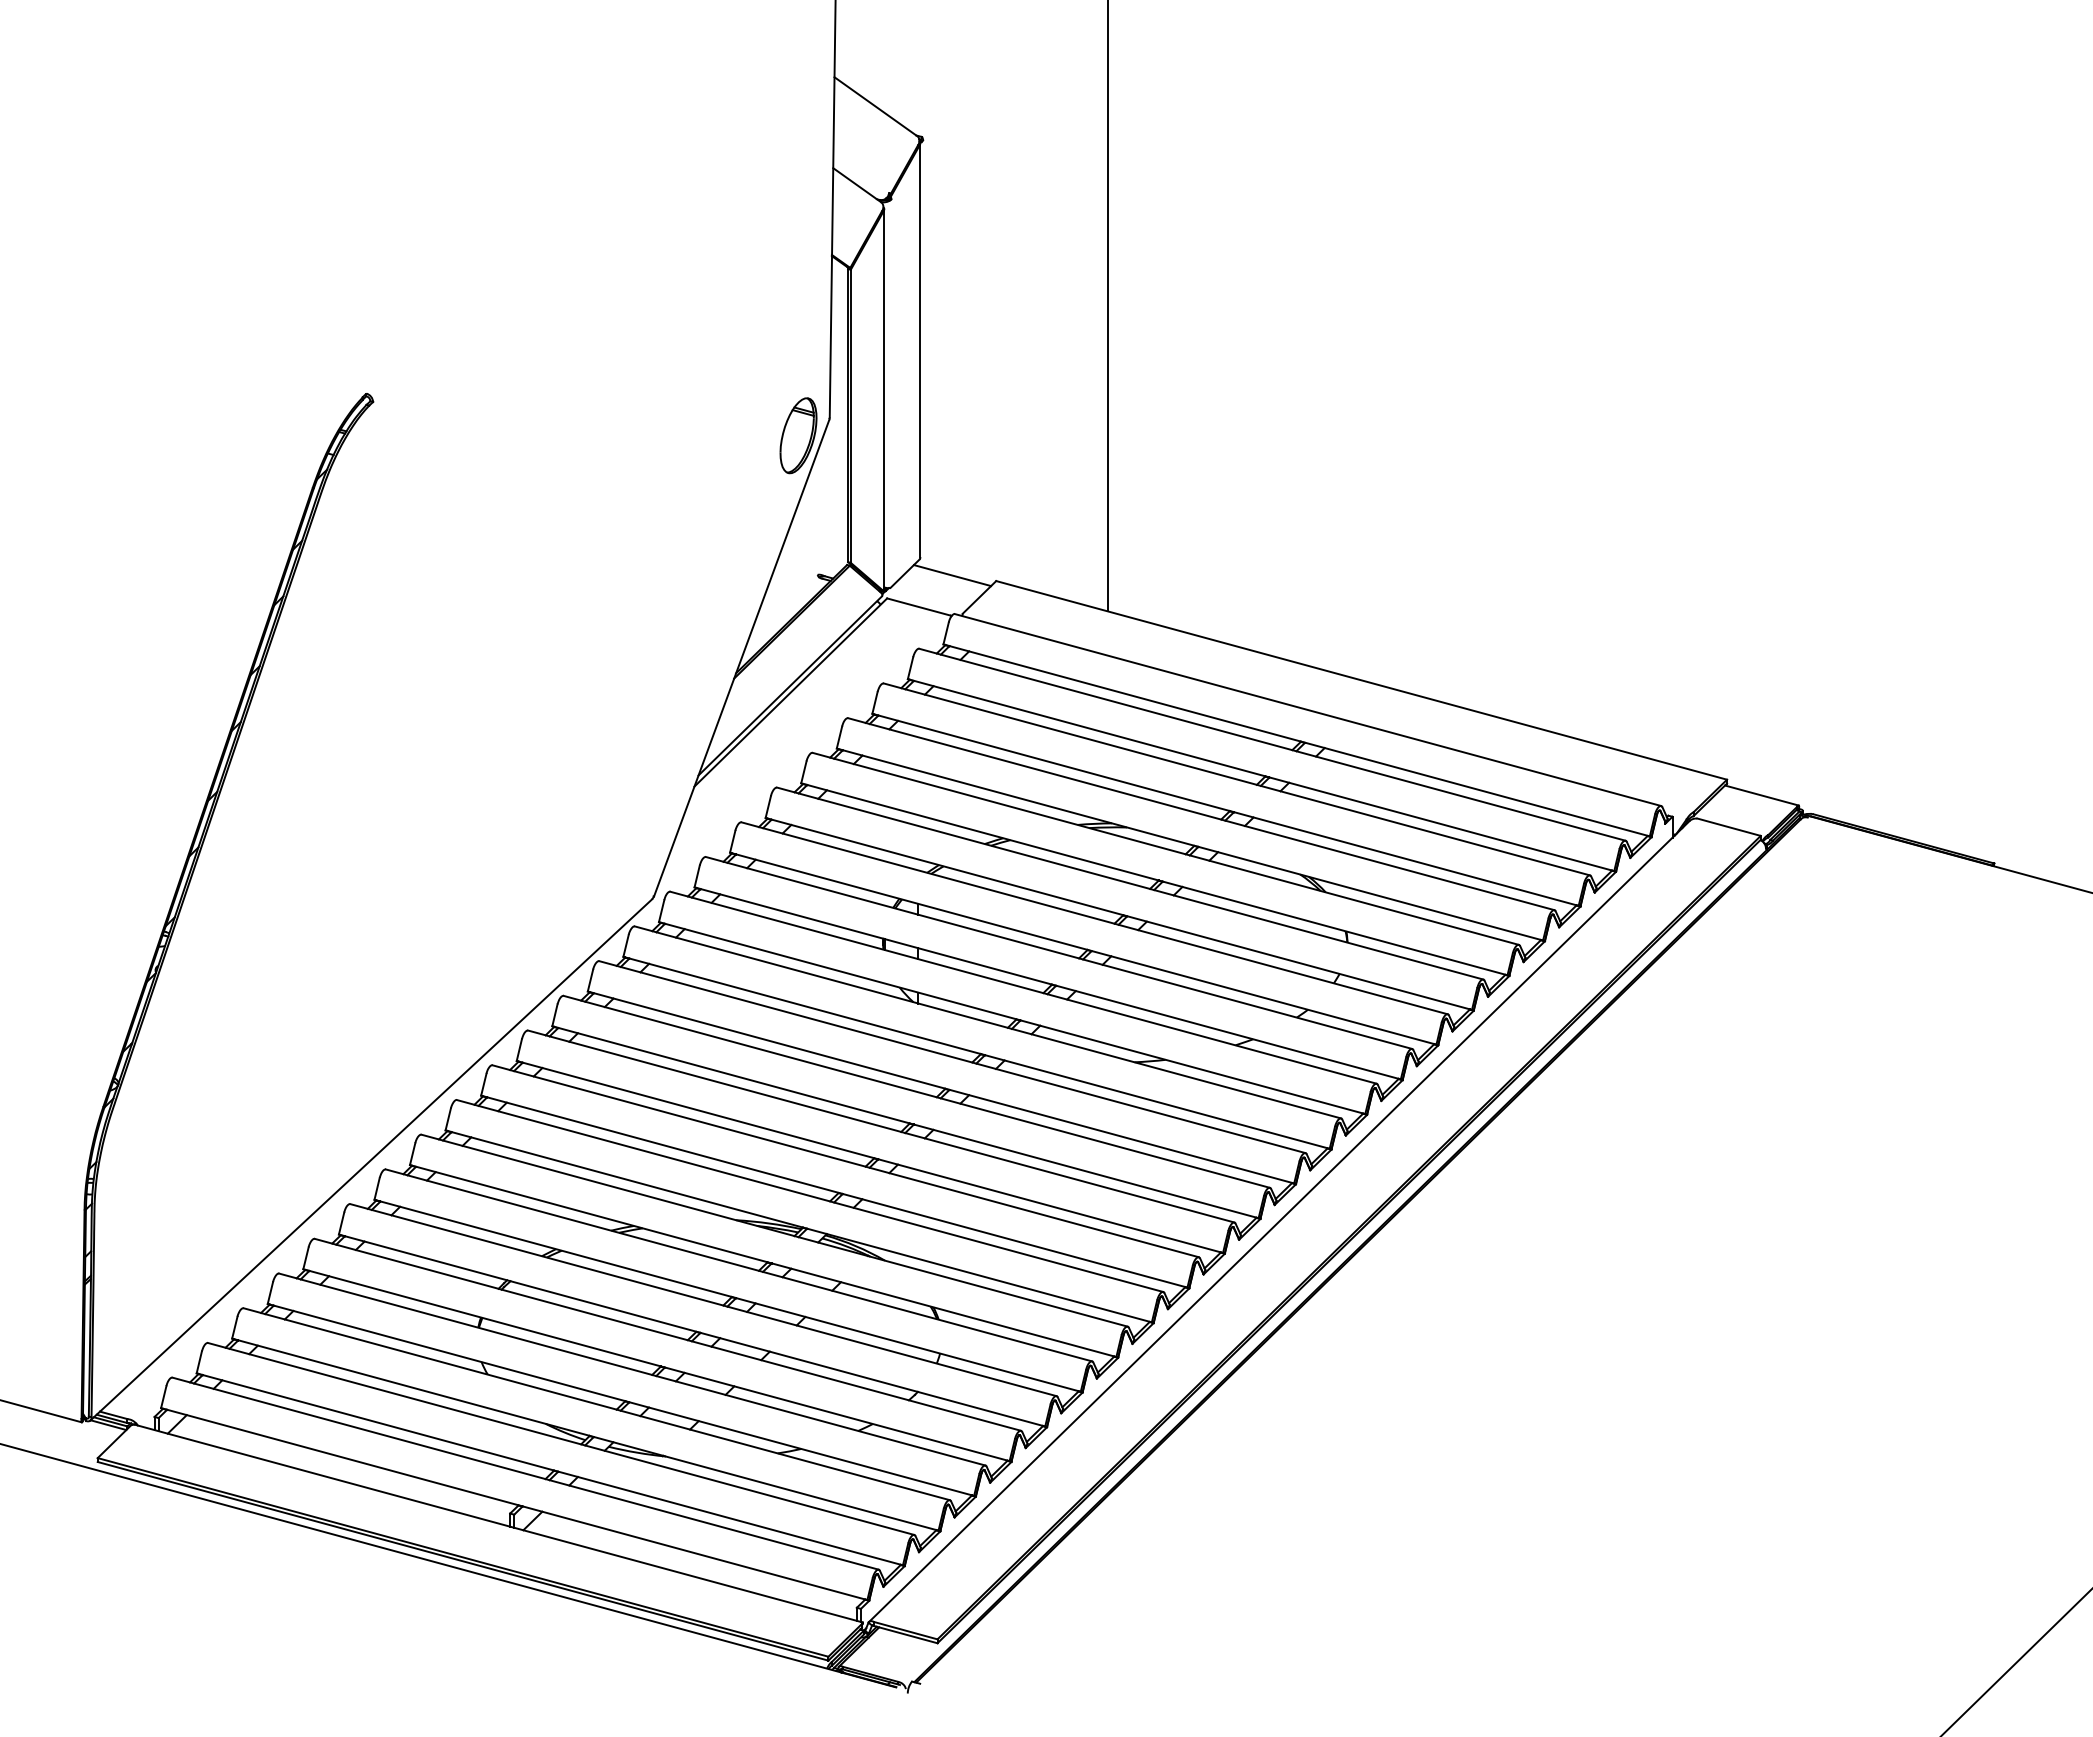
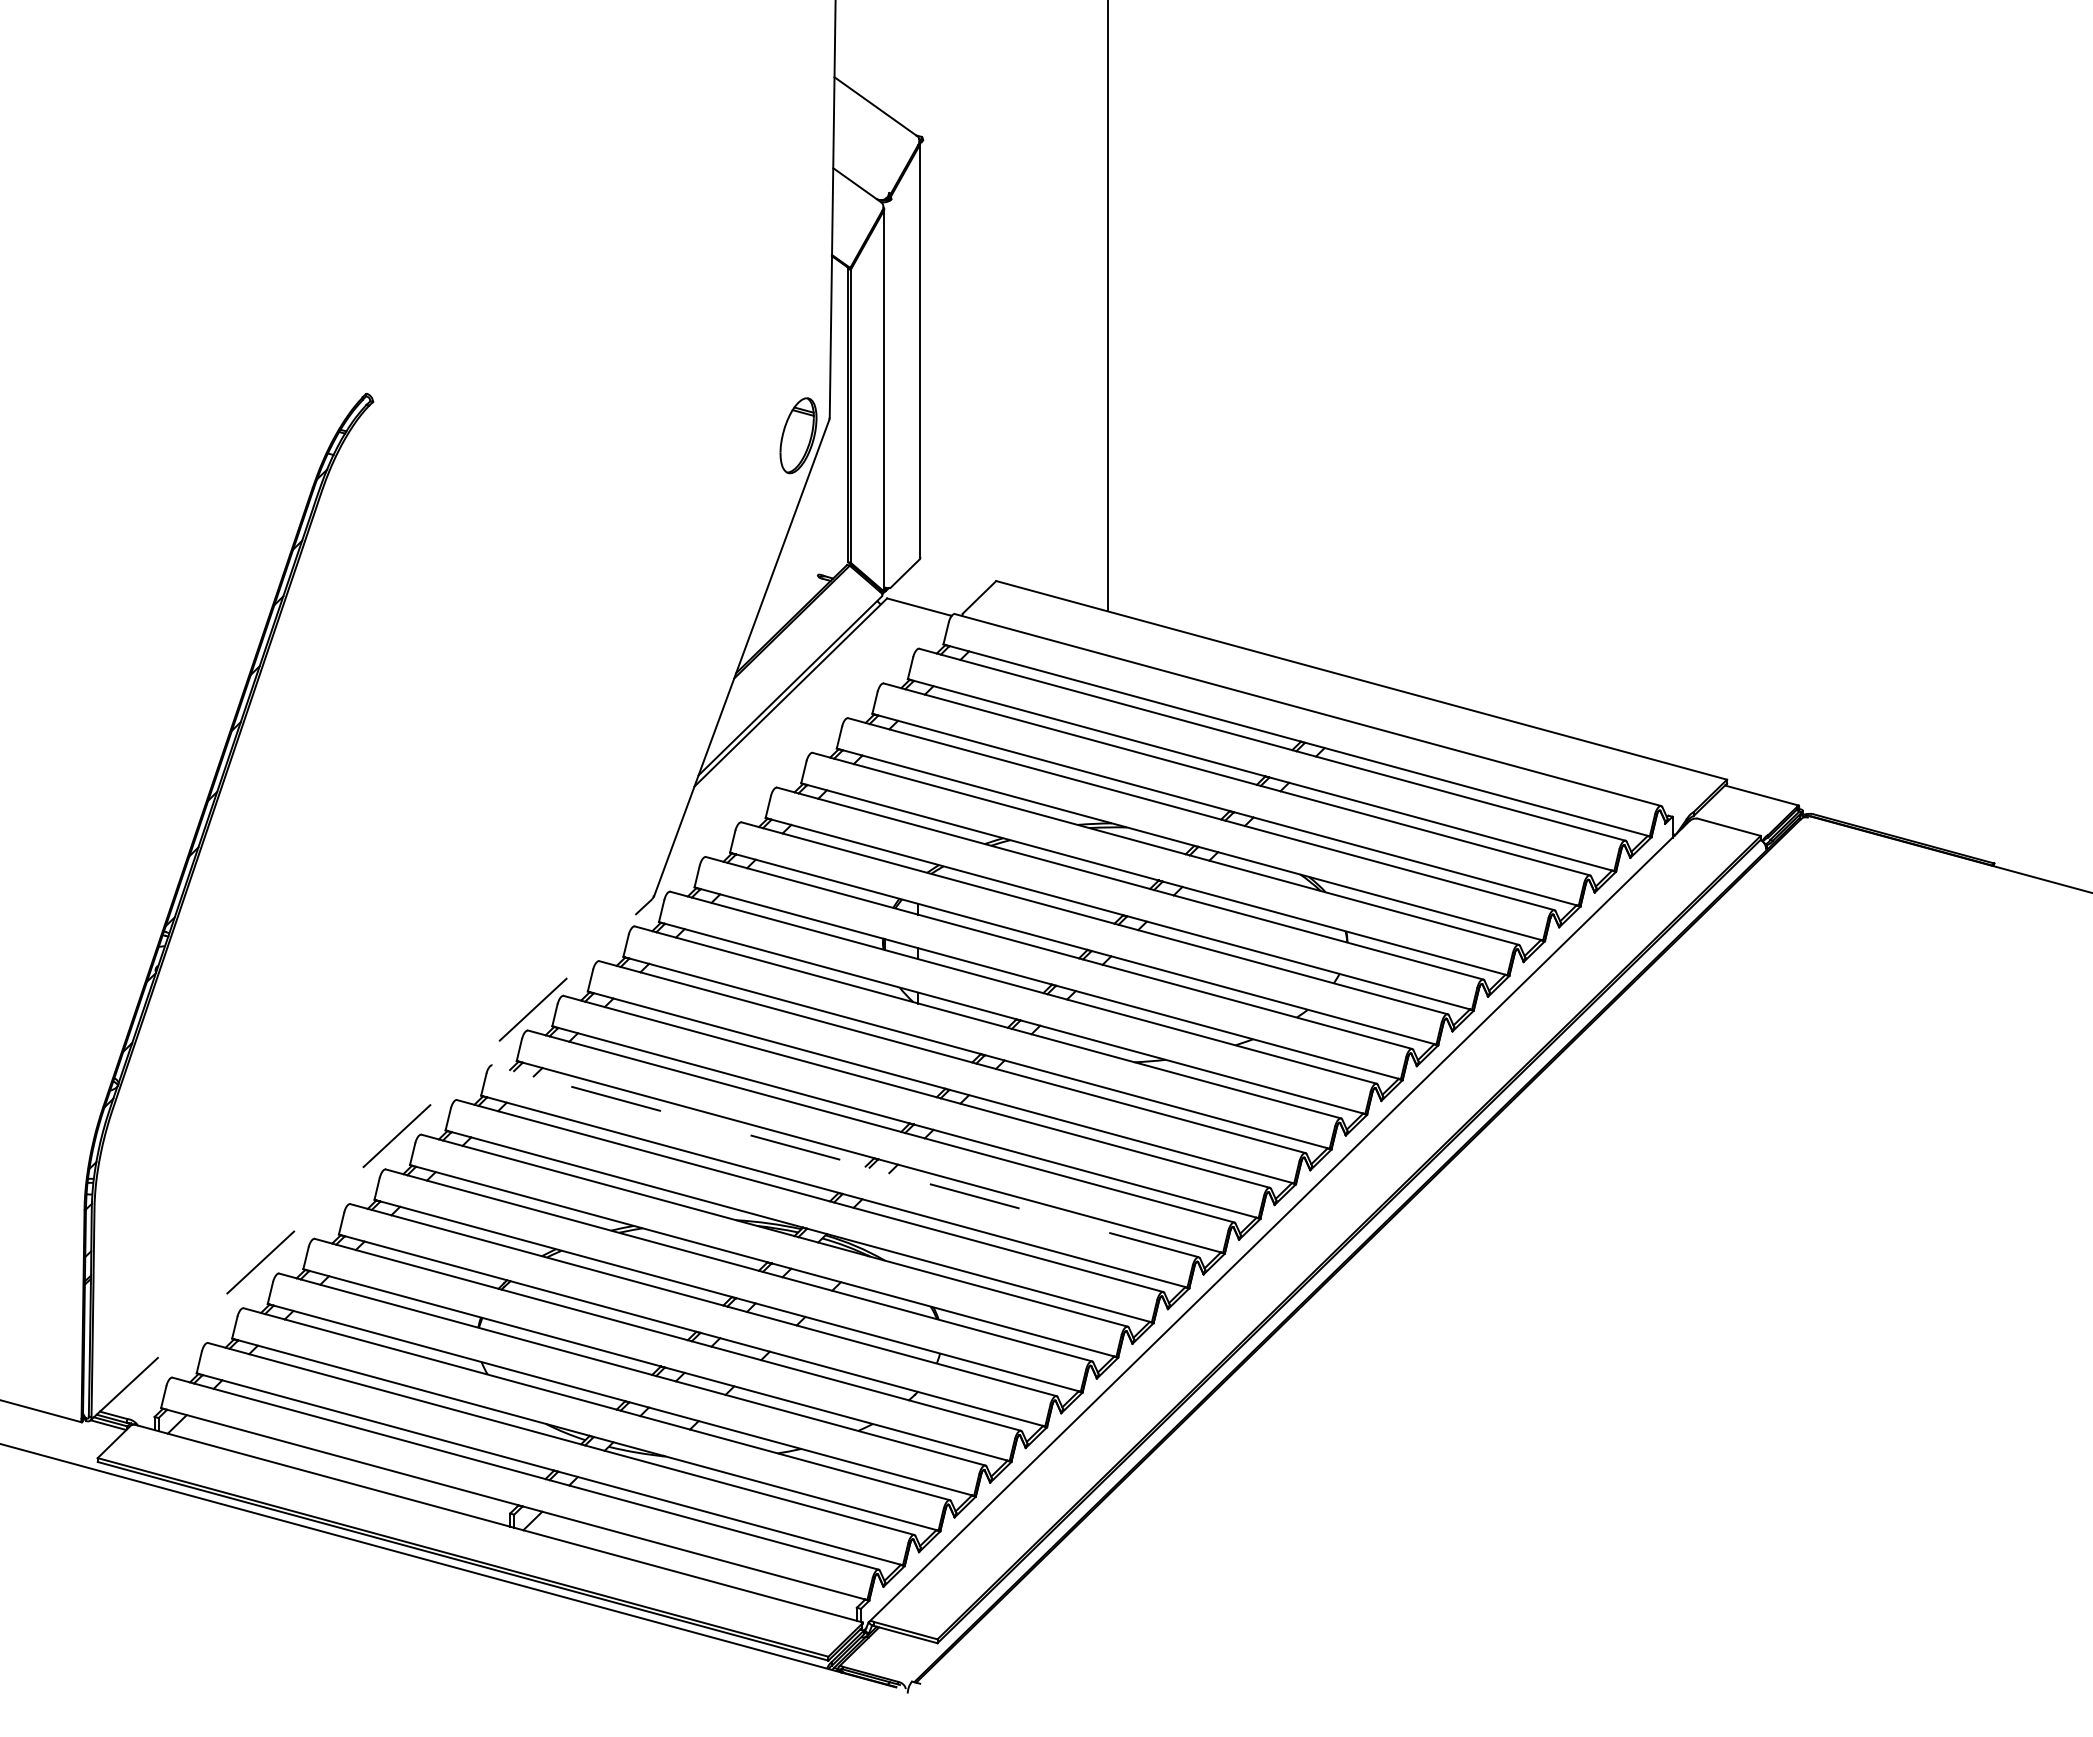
line: present -> none (952, 575)
line: solid -> dashed (371, 1159)
line: solid -> dashed (845, 1161)
line: present -> none (2016, 1662)
